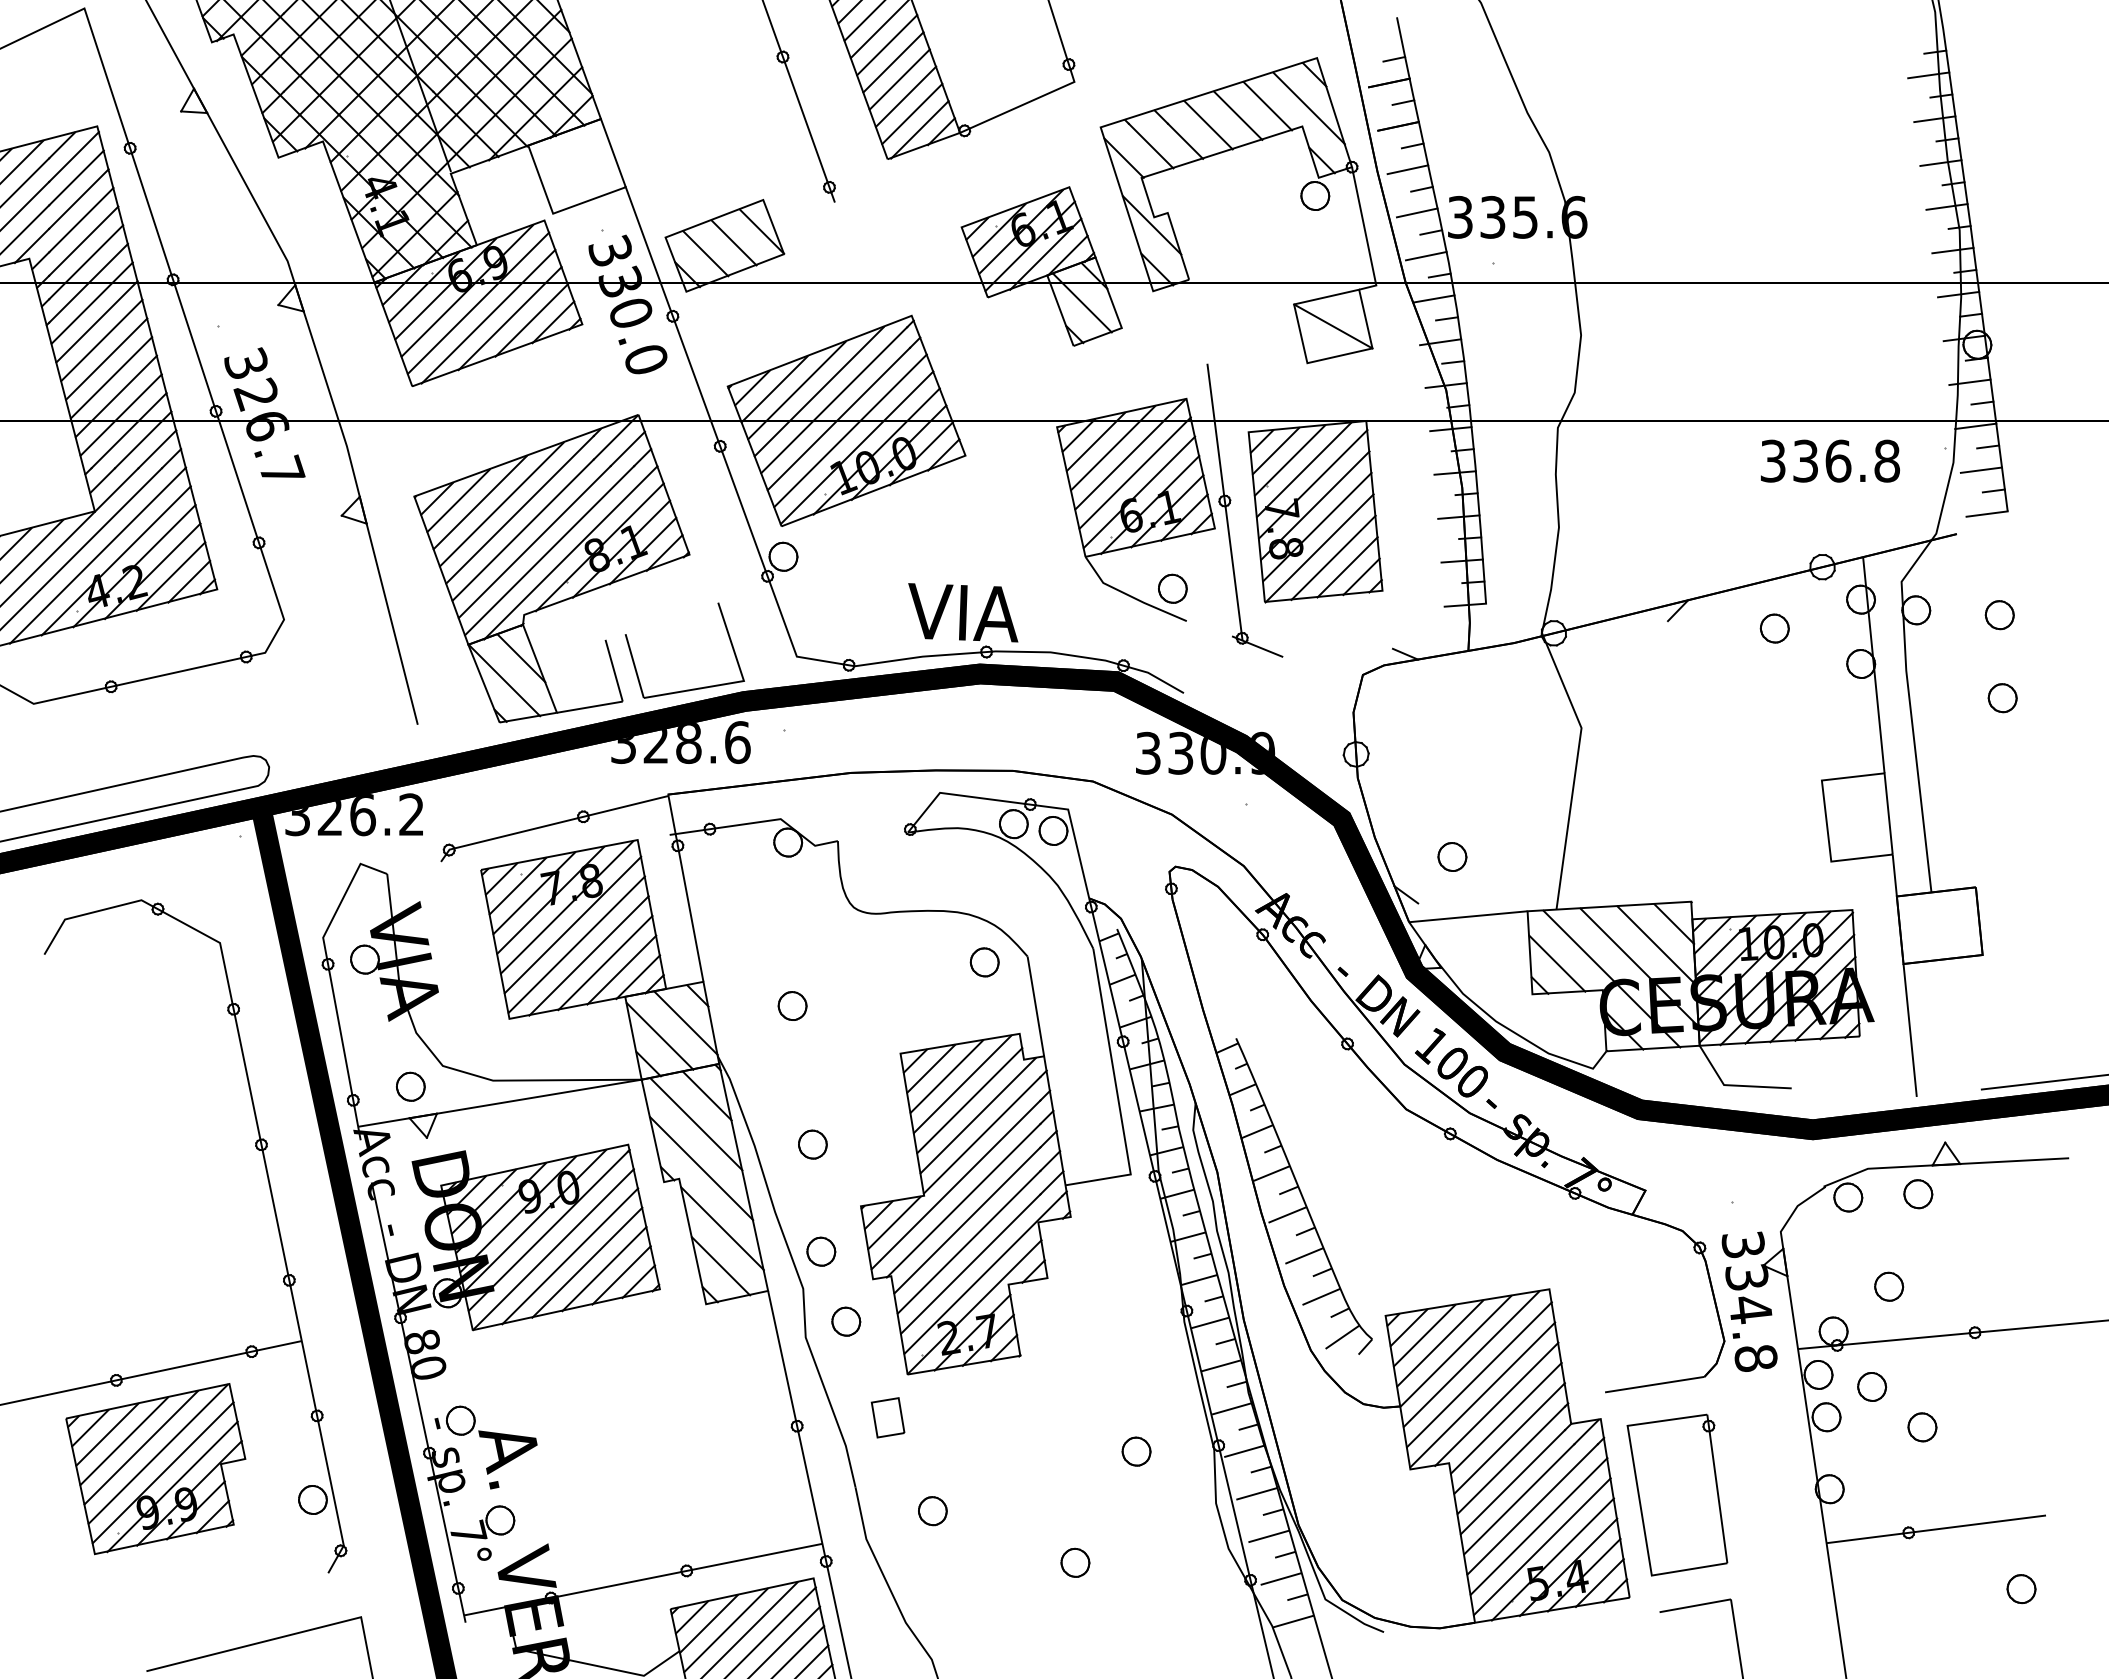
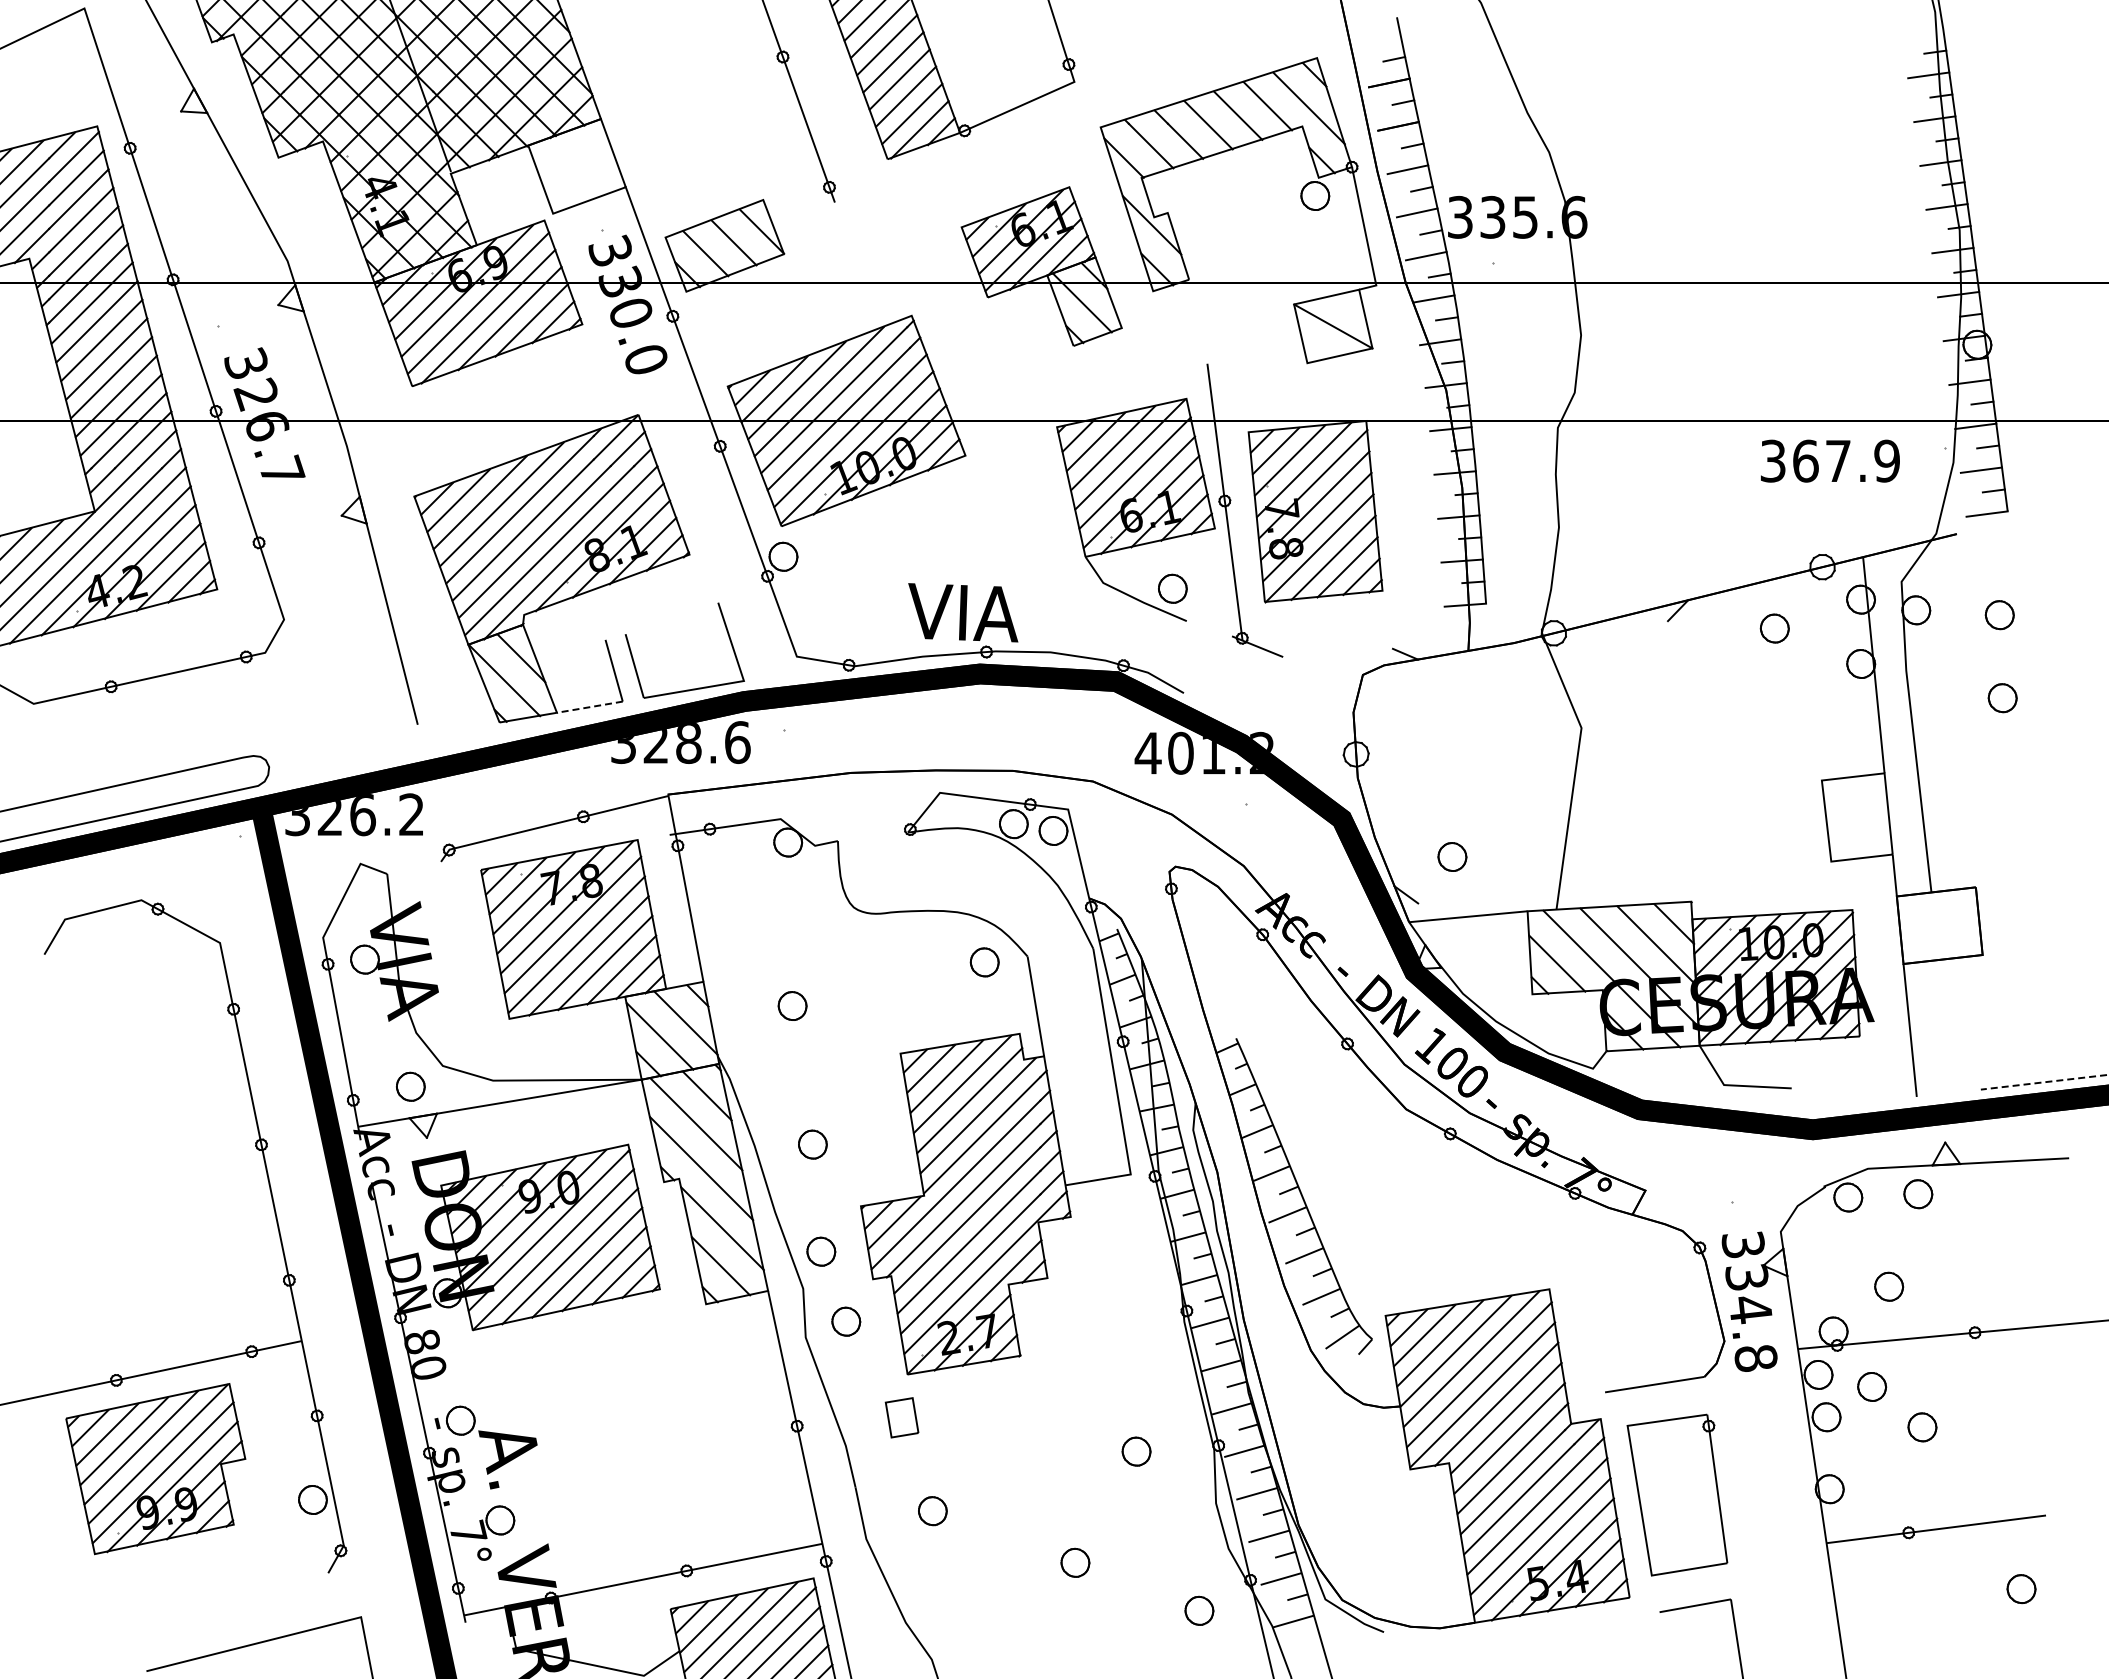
text: 336.8 -> 367.9 (1846, 460)
line: solid -> dashed (589, 707)
text: 330.9 -> 401.2 (1204, 752)
line: solid -> dashed (2044, 1082)
part position: (887, 1417) -> (901, 1417) (901, 1417)
part: none -> present (1199, 1610)
